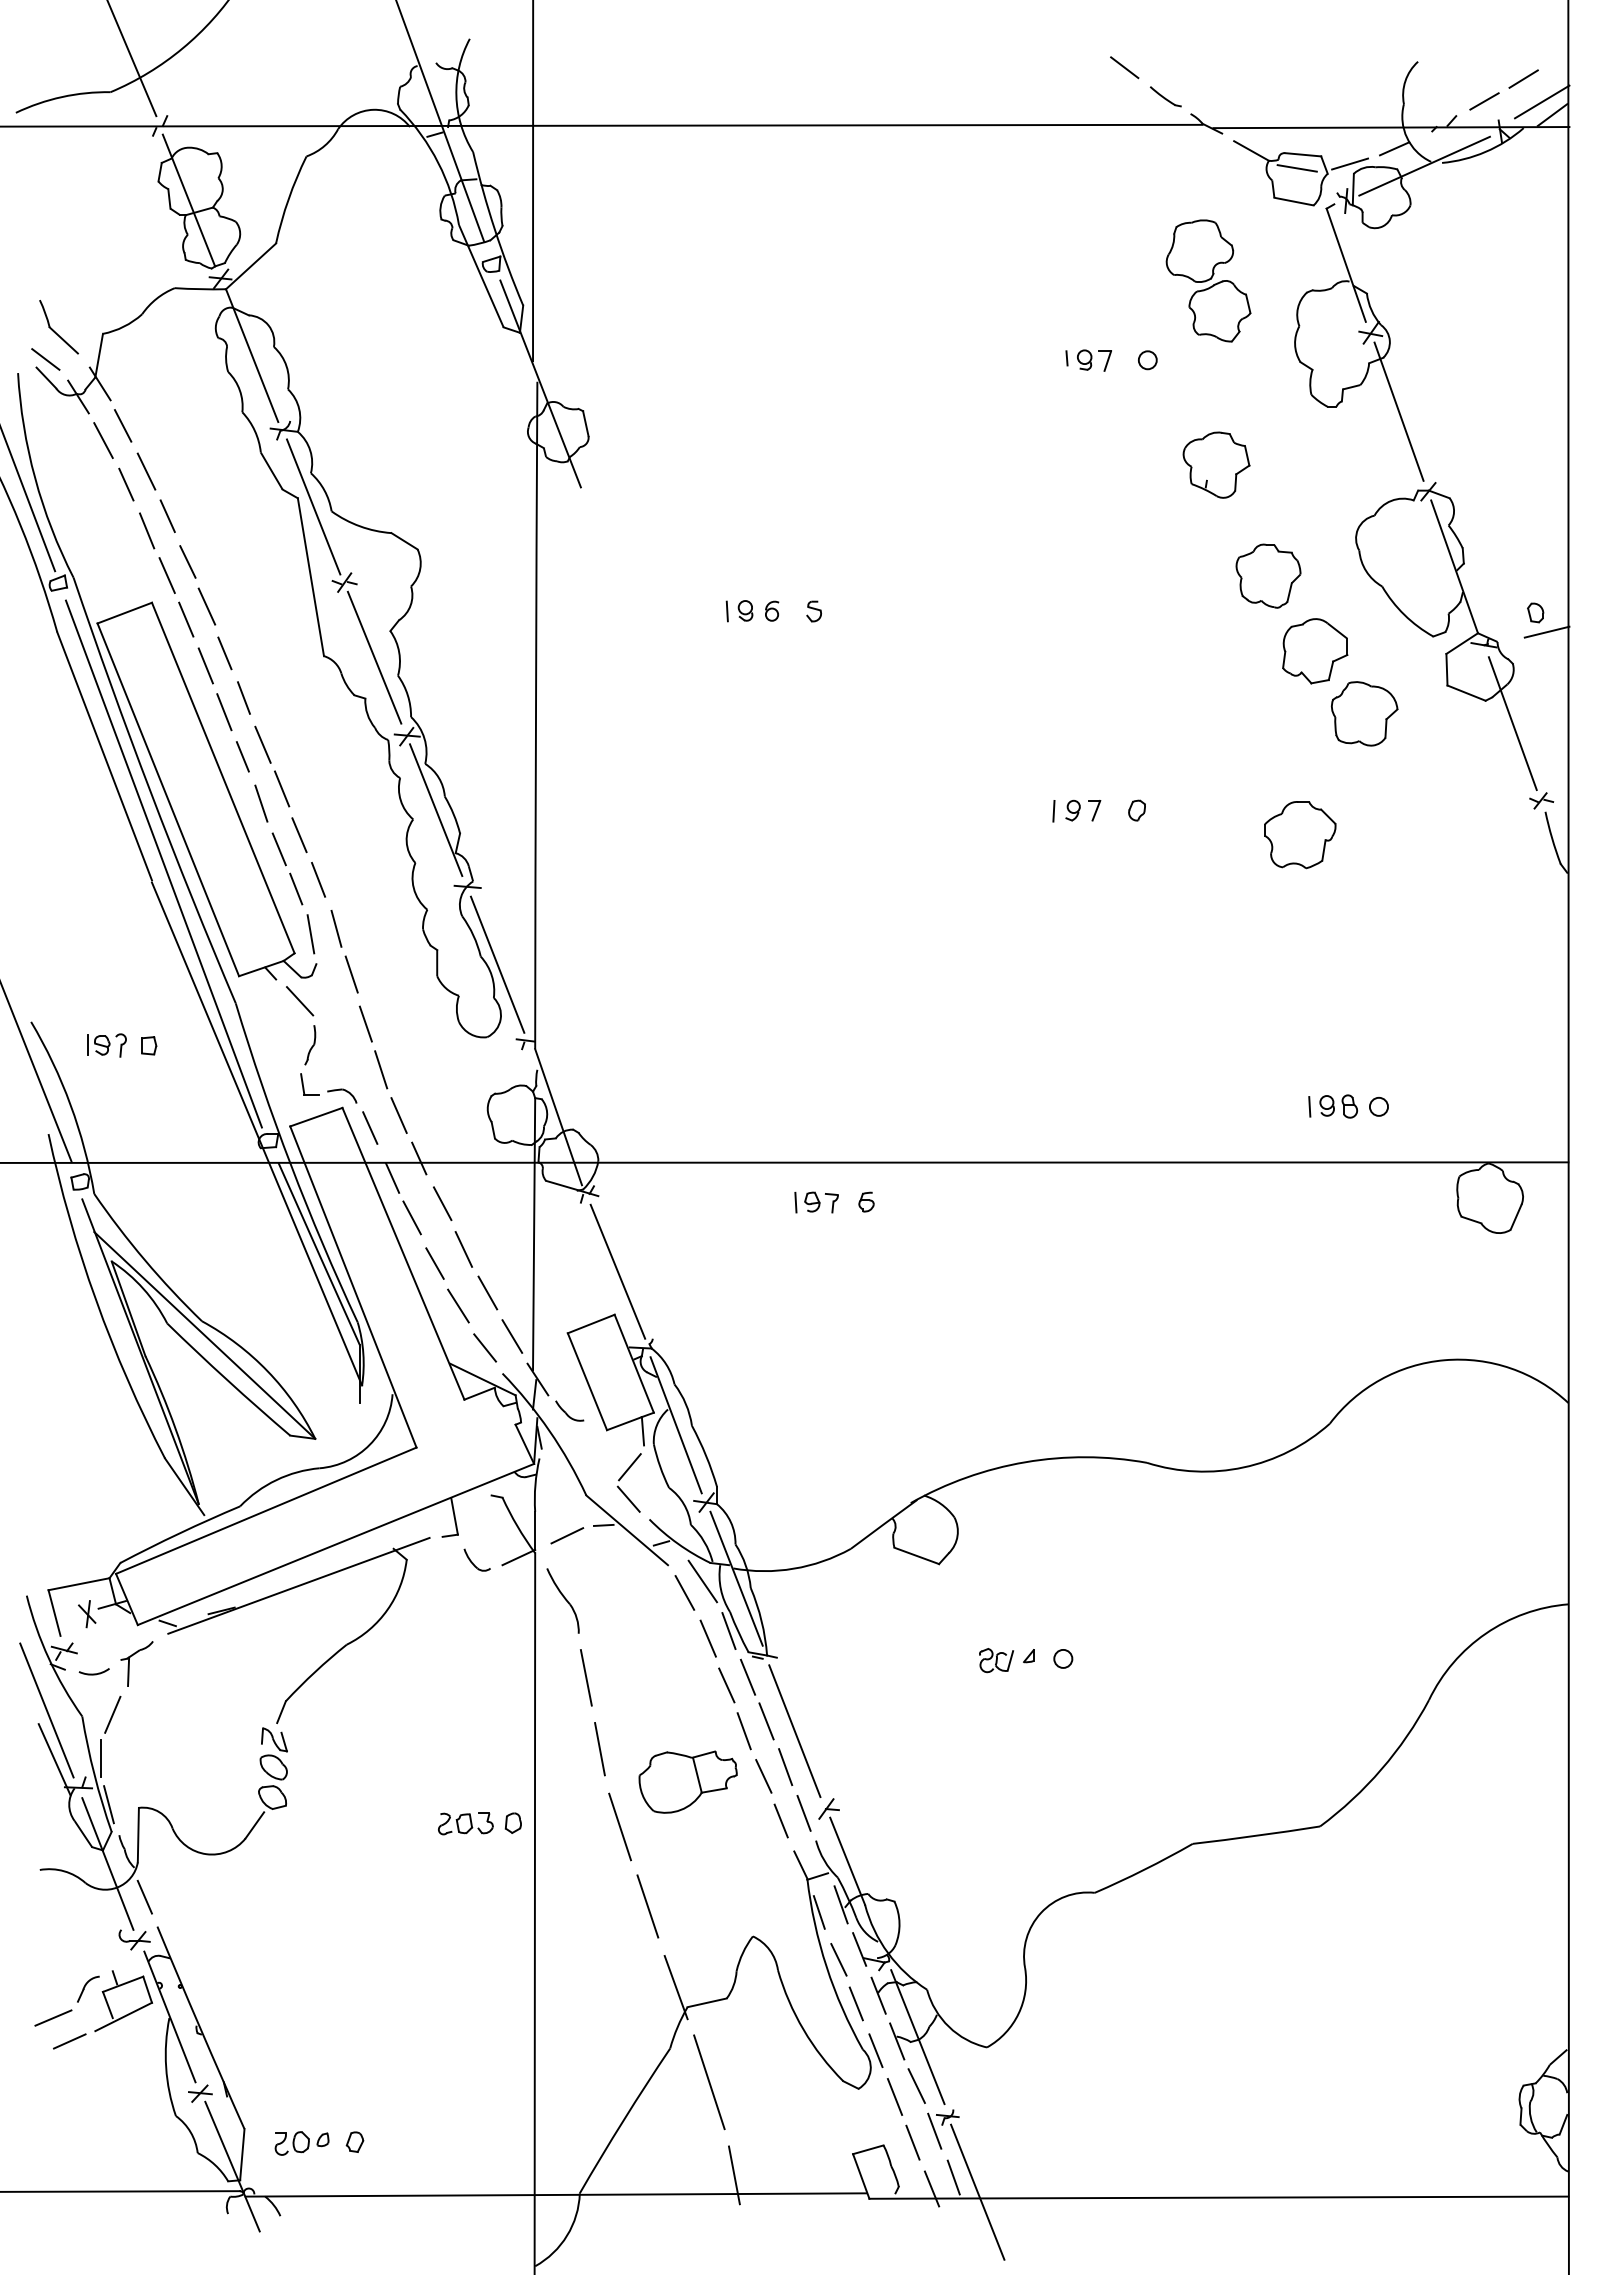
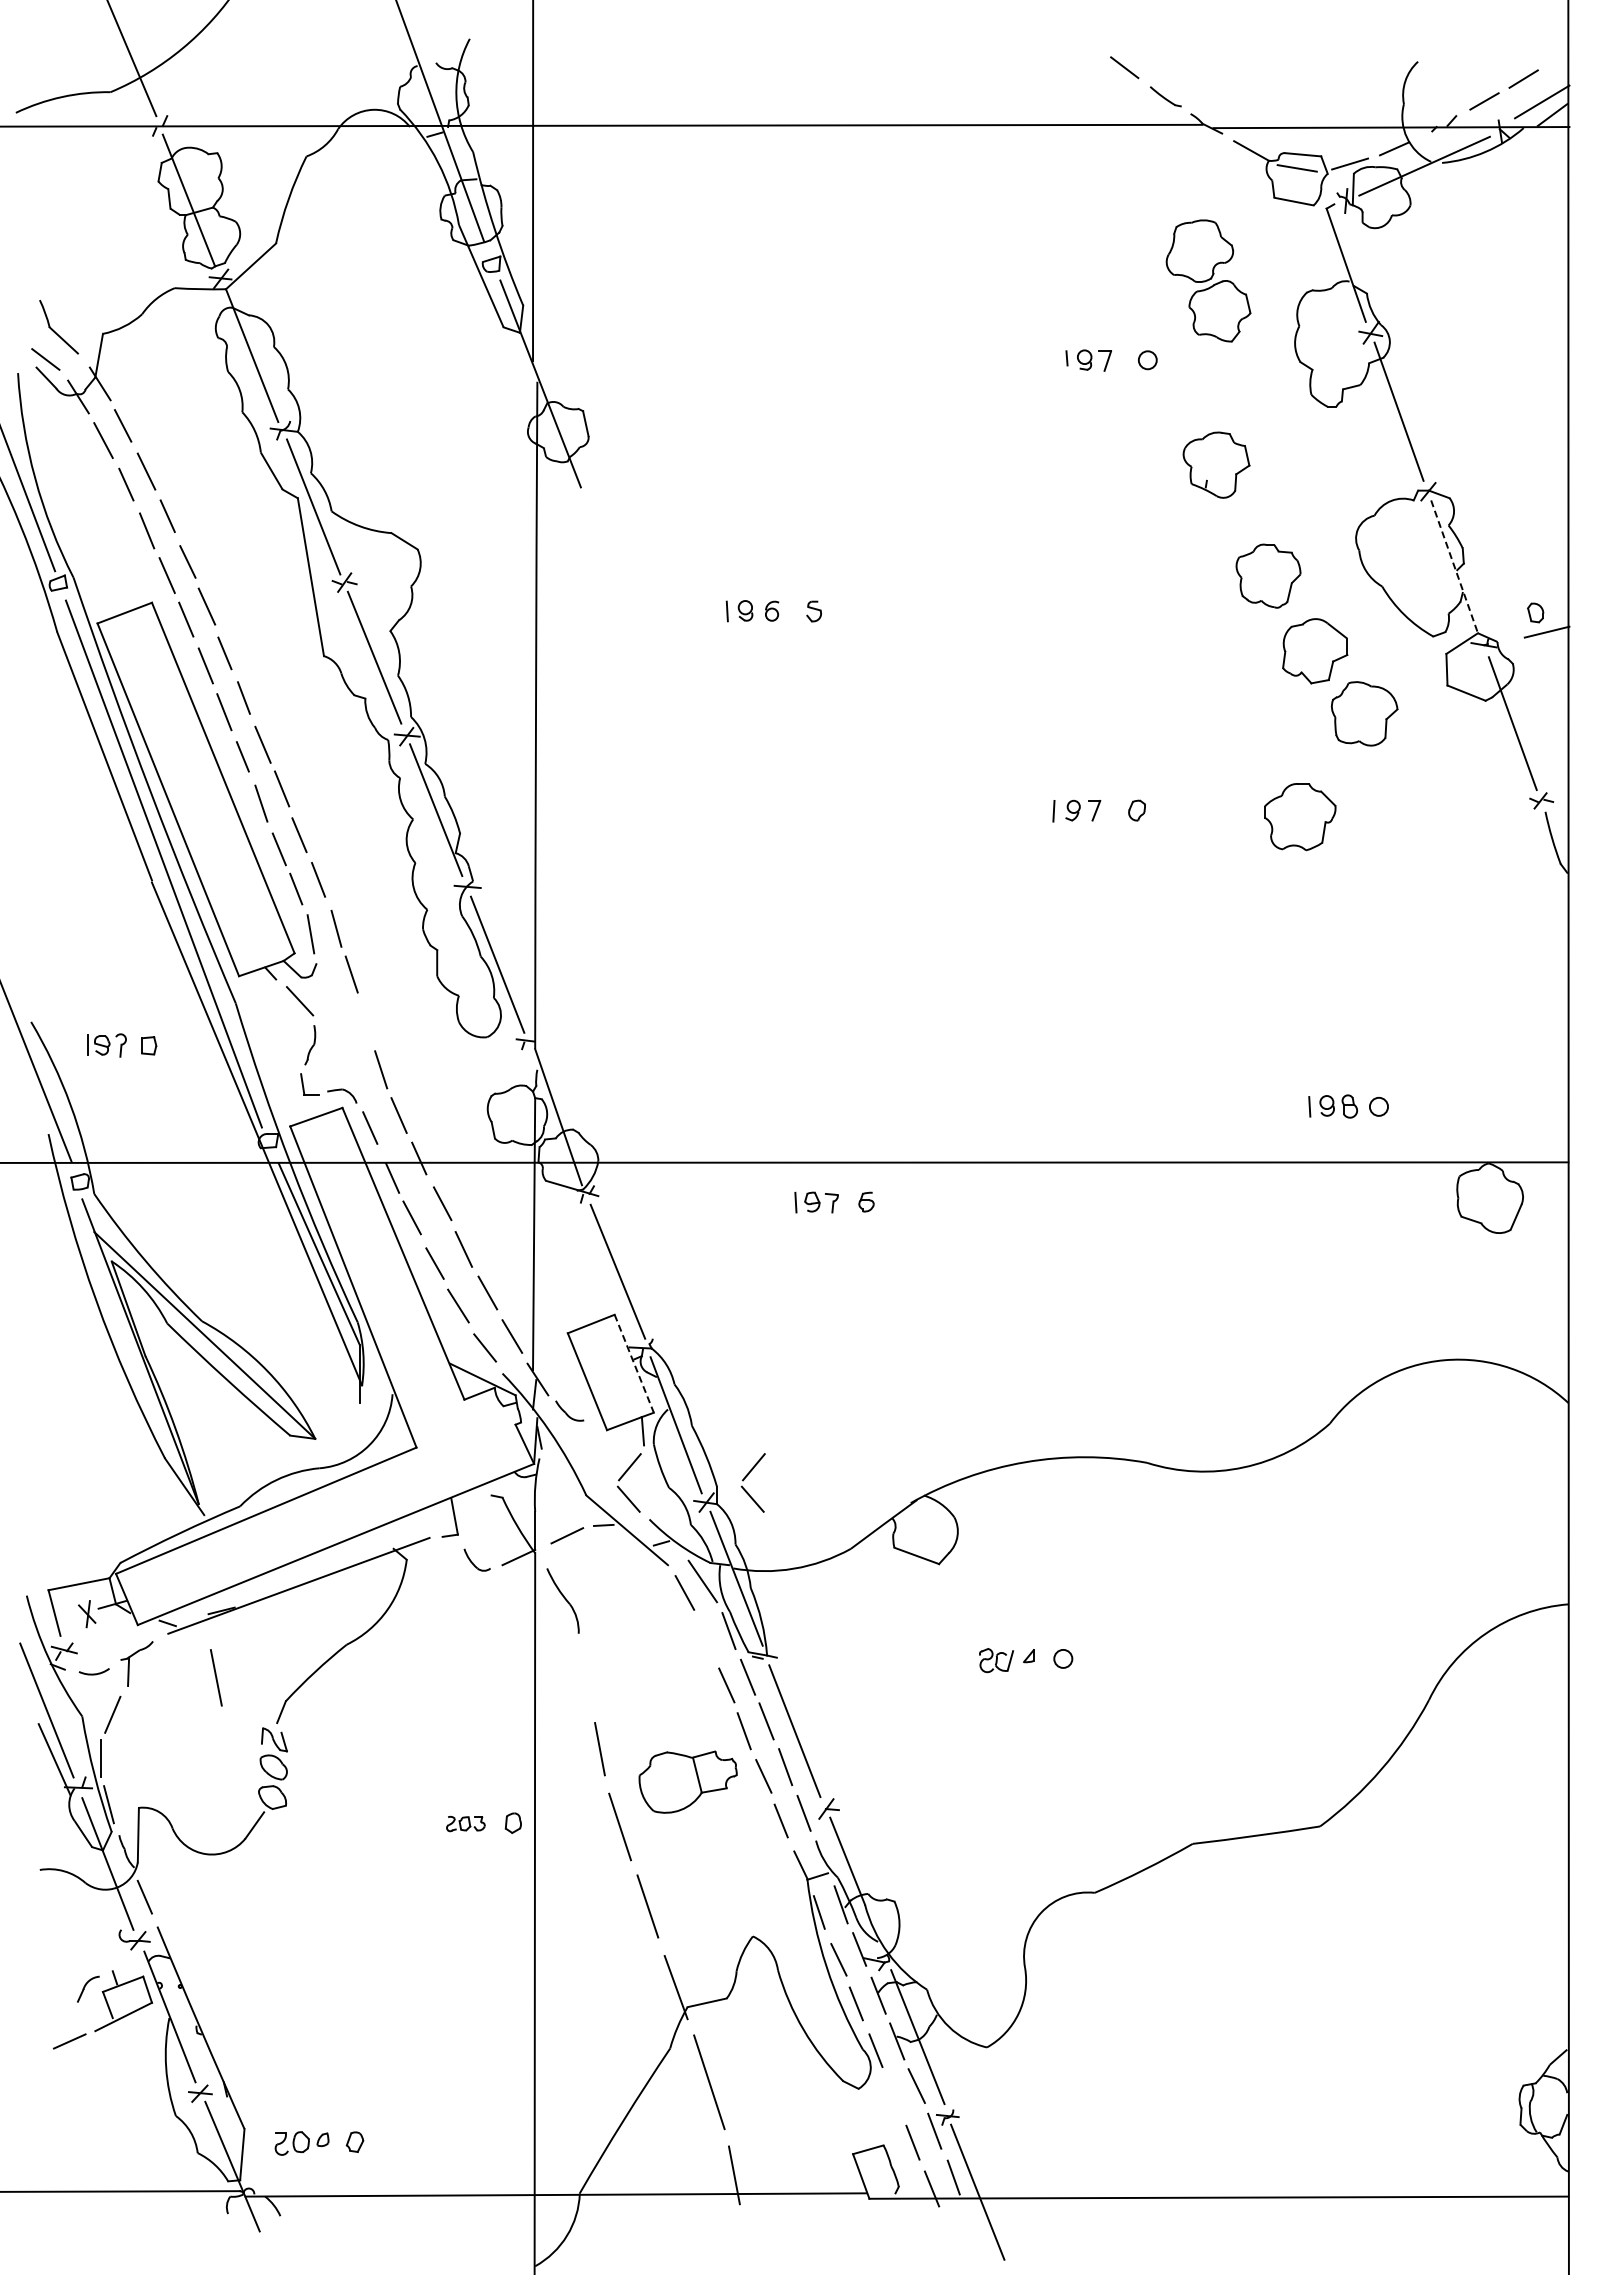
line: solid -> dashed (1454, 567)
part position: (1300, 835) -> (1300, 817) (1300, 817)
line: present -> none (365, 1023)
line: solid -> dashed (634, 1363)
part: none -> present (747, 1476)
line: present -> none (707, 1638)
line position: (586, 1677) -> (216, 1677) (216, 1677)
part size: 56x24 px -> 40x18 px (465, 1823)
line: present -> none (53, 2017)
line: present -> none (894, 2096)
